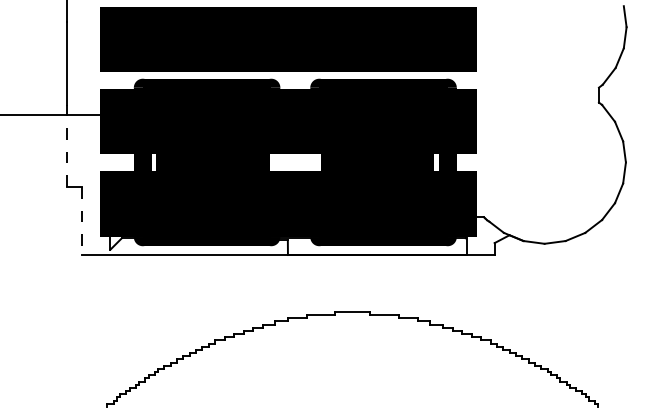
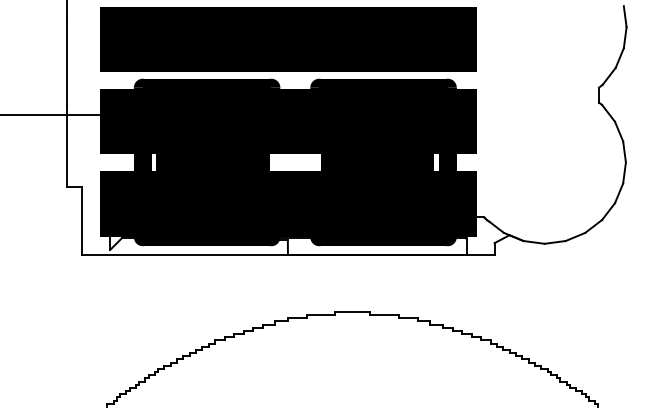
line: dashed -> solid (66, 146)
line: dashed -> solid (81, 220)
